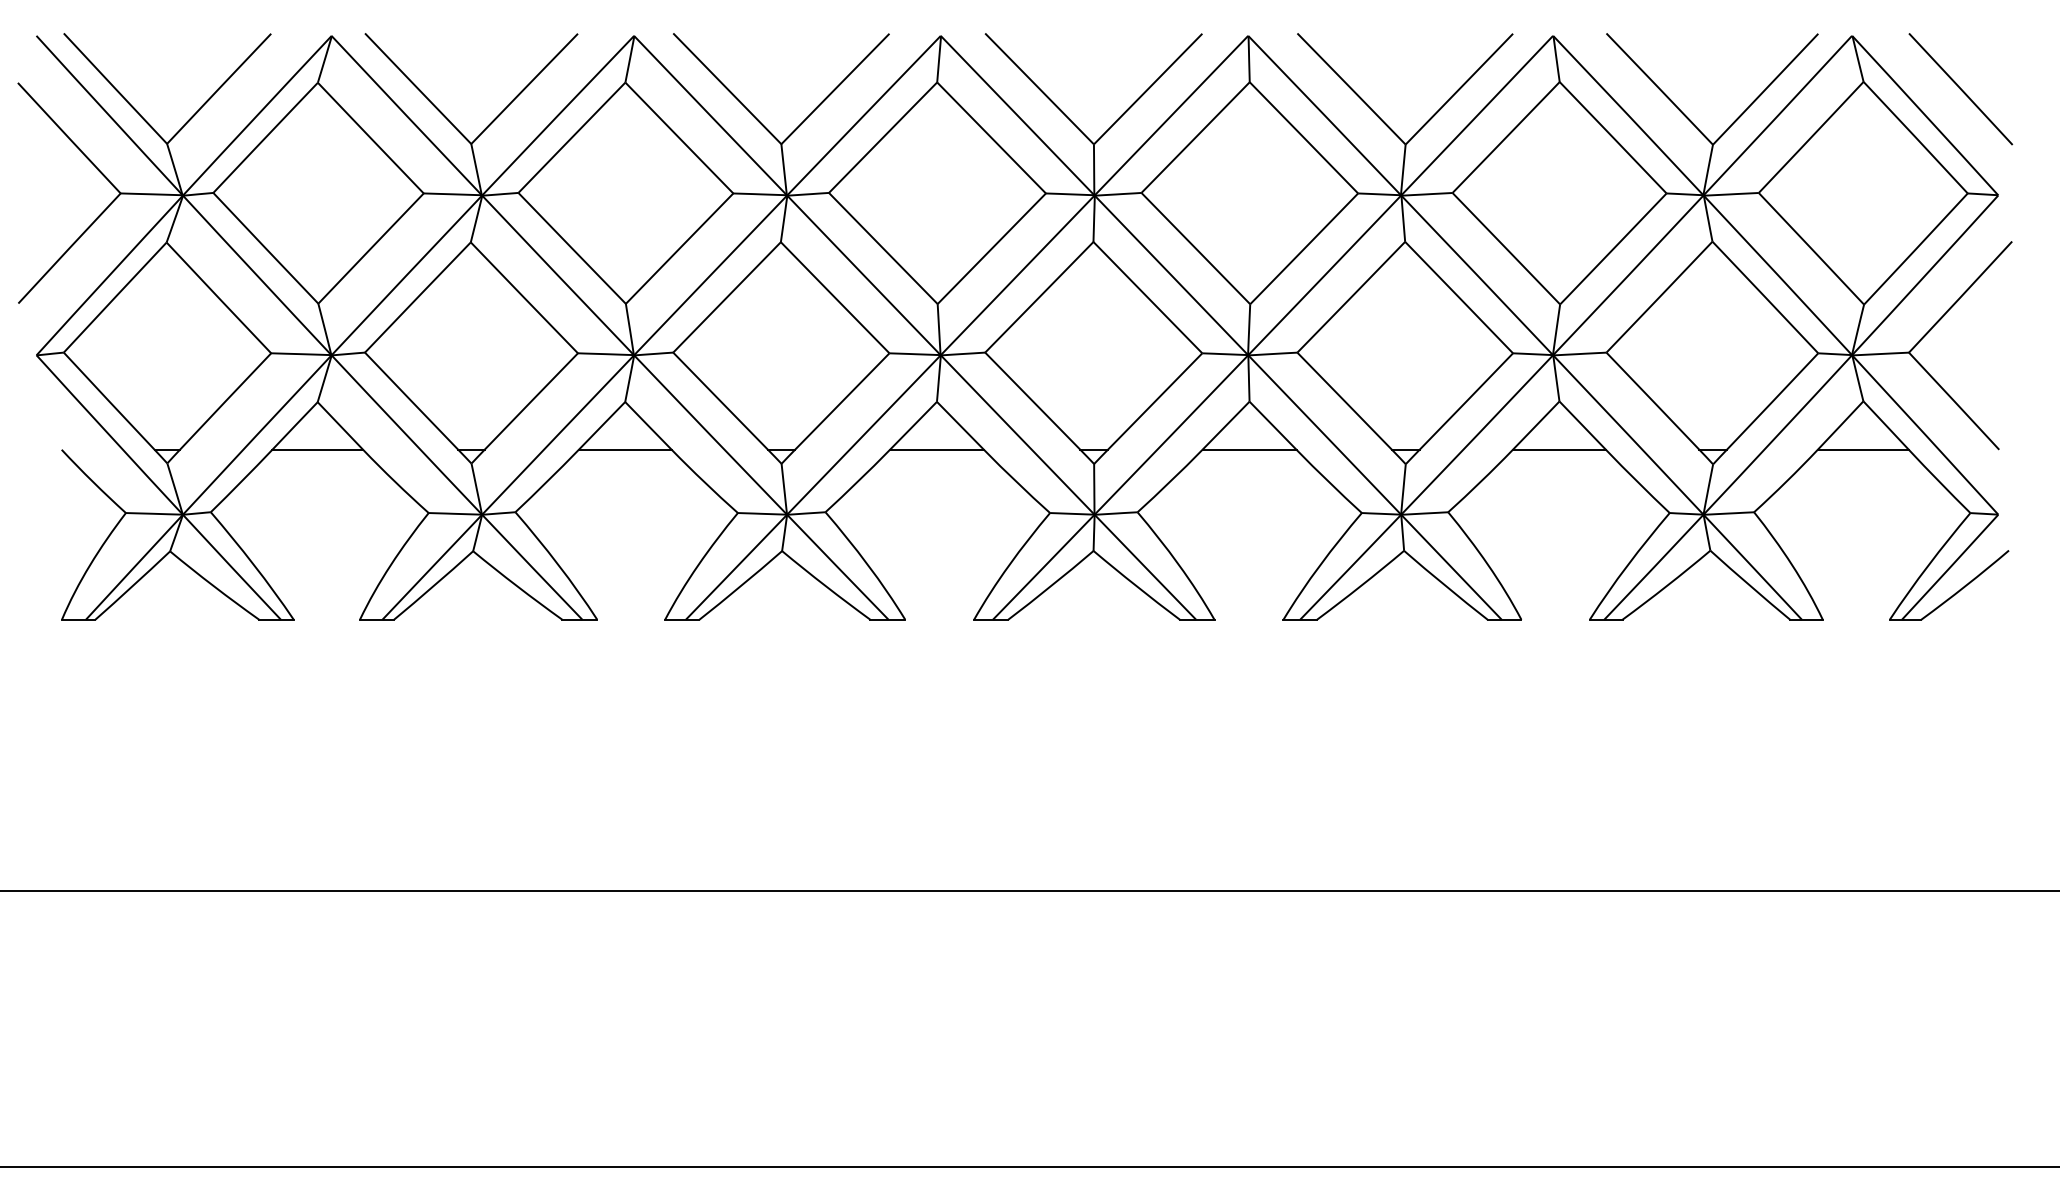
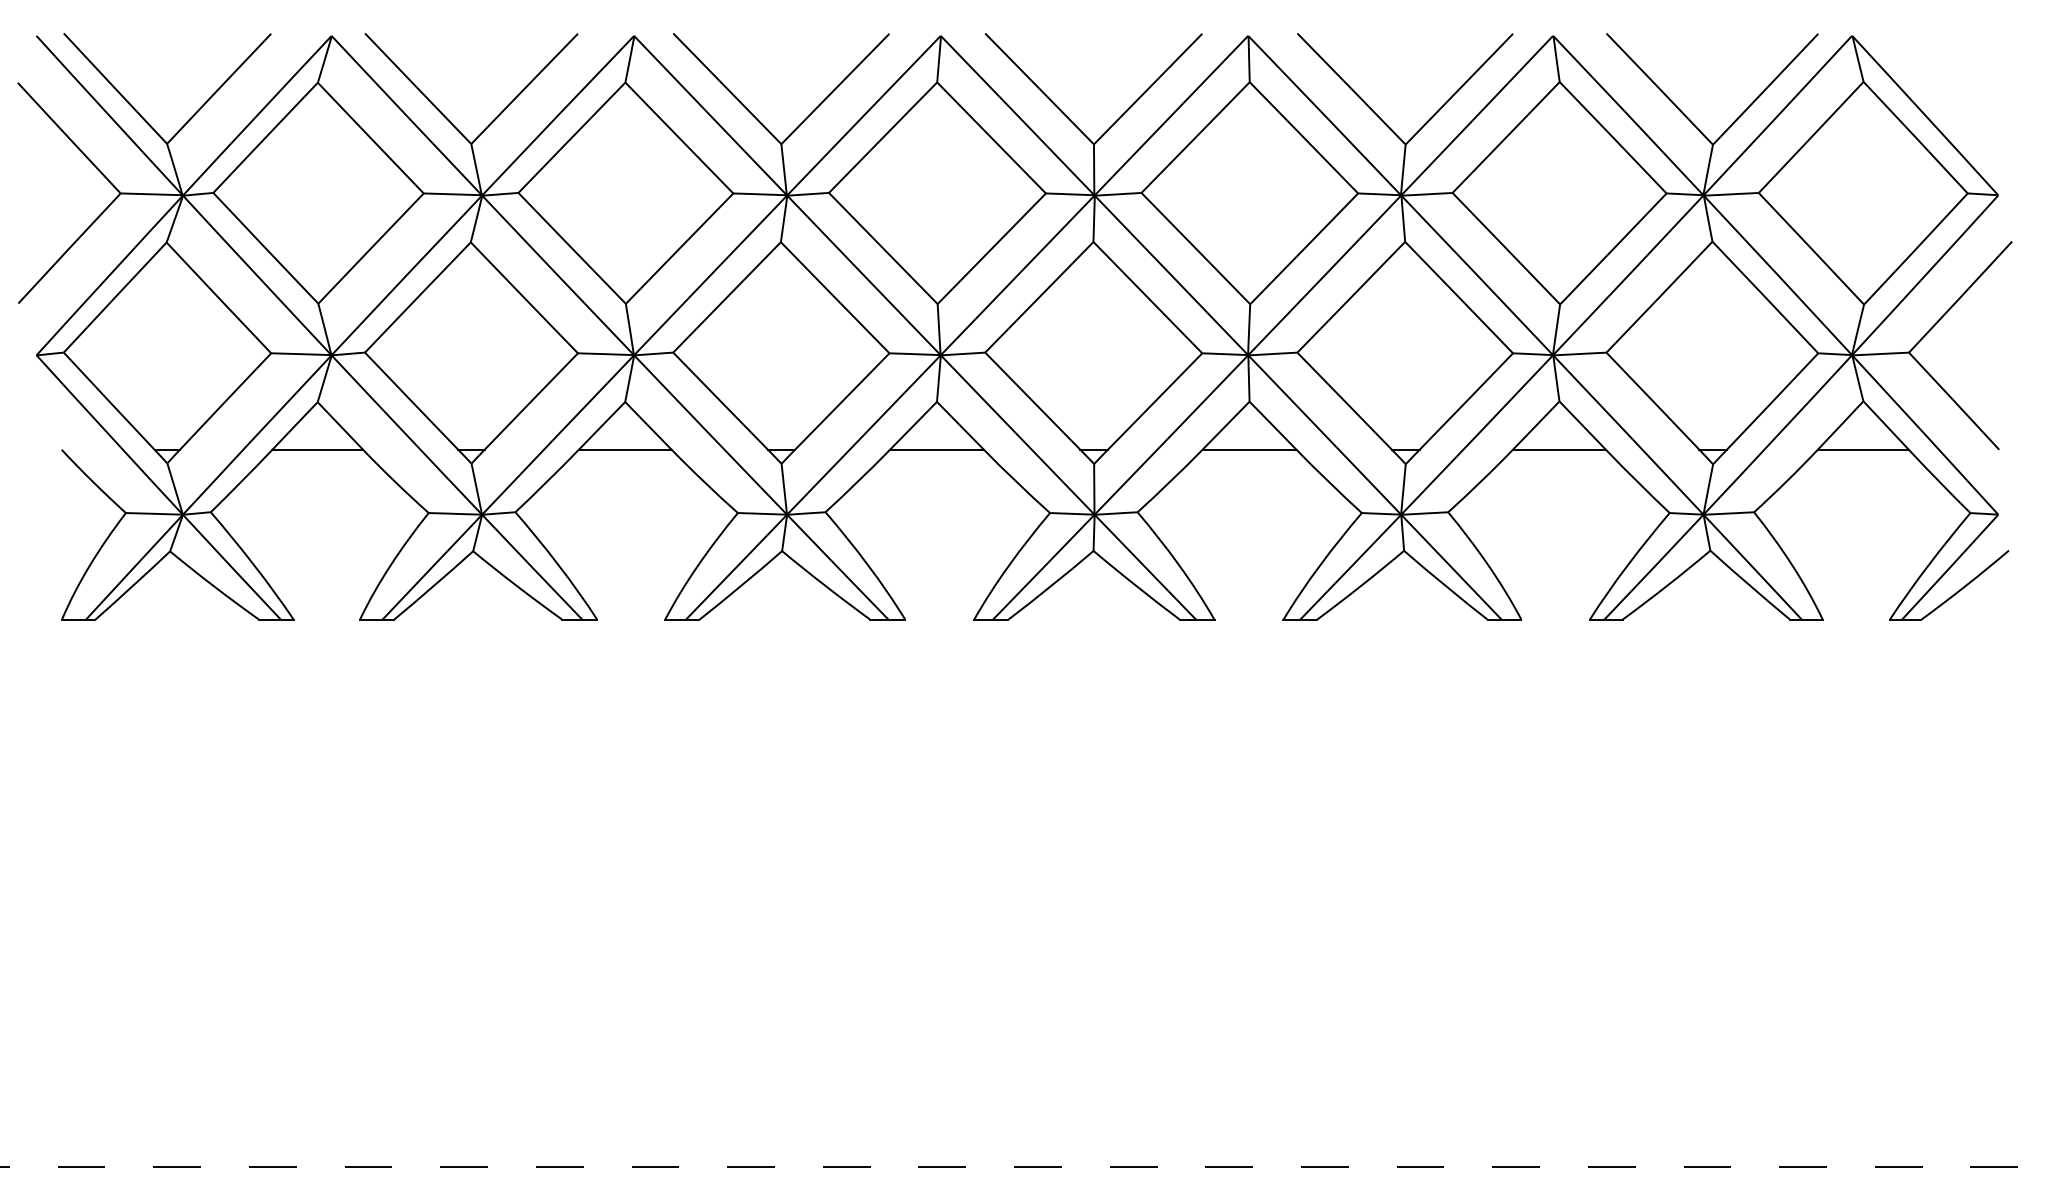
line: present -> none (1960, 89)
line: present -> none (1029, 890)
line: solid -> dashed (1029, 1166)
